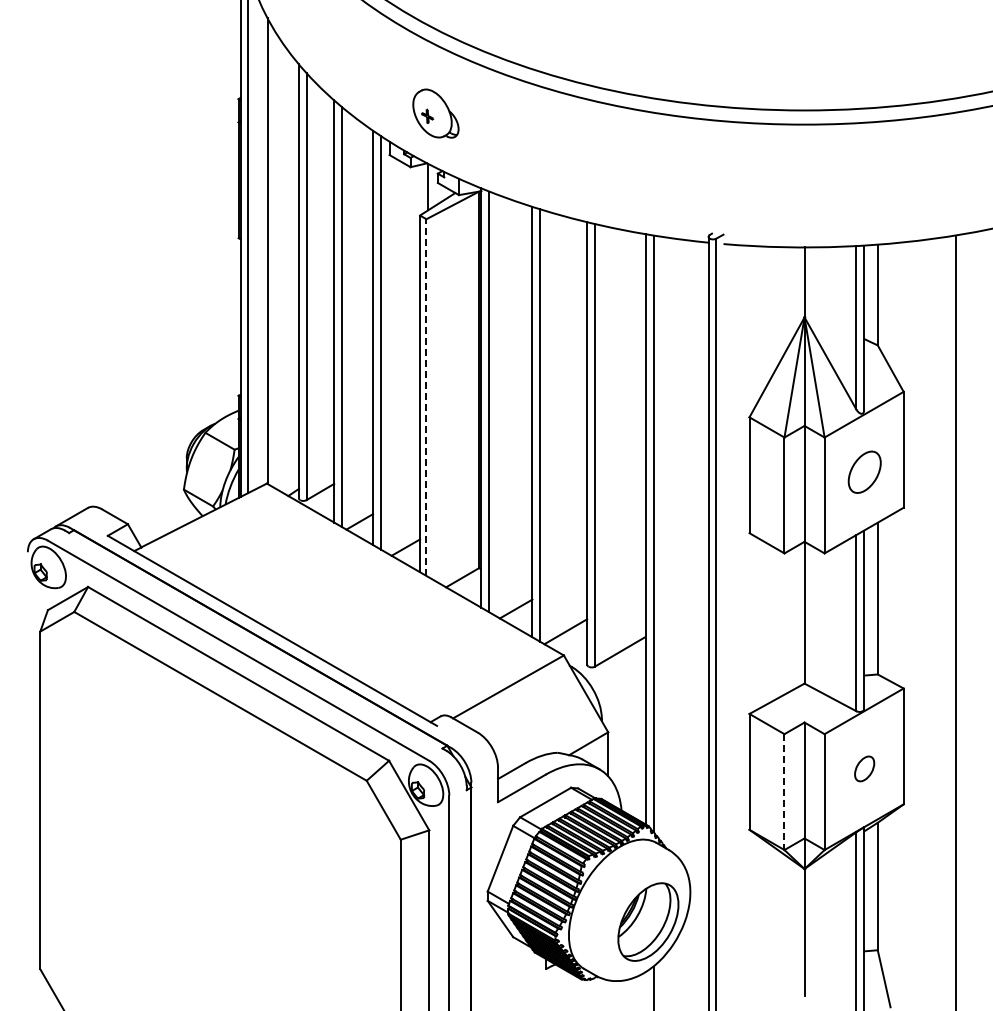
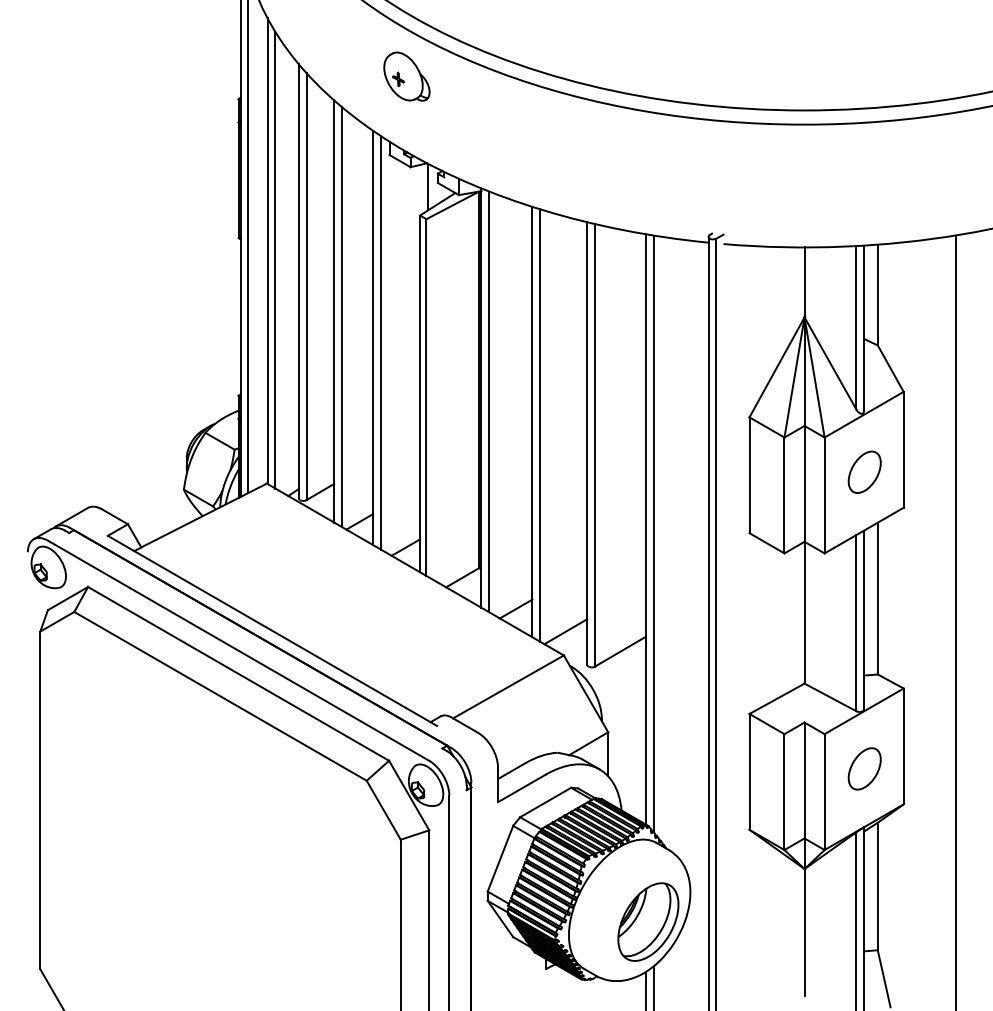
part position: (435, 113) -> (406, 76) (406, 76)
line: none -> present (275, 259)
line: dashed -> solid (426, 397)
part size: 22x28 px -> 35x44 px (864, 768)
line: dashed -> solid (784, 792)
line: none -> present (645, 989)
